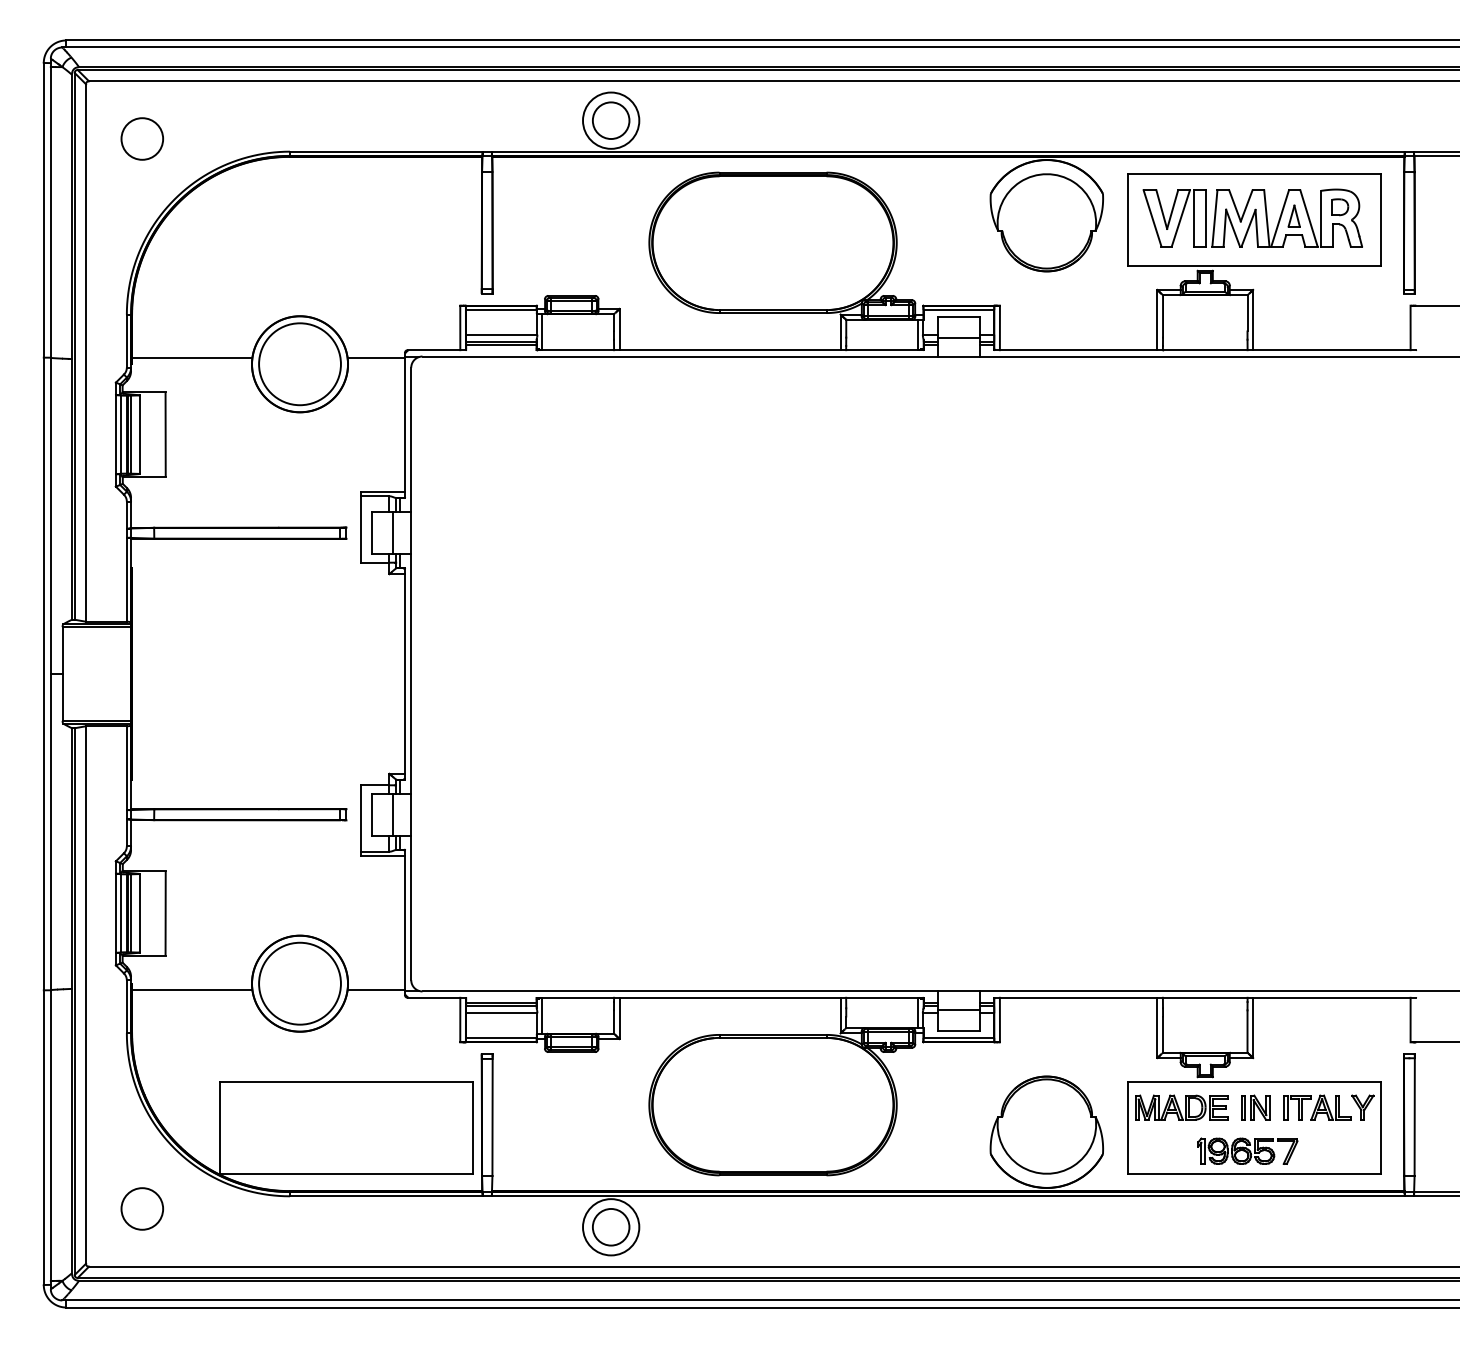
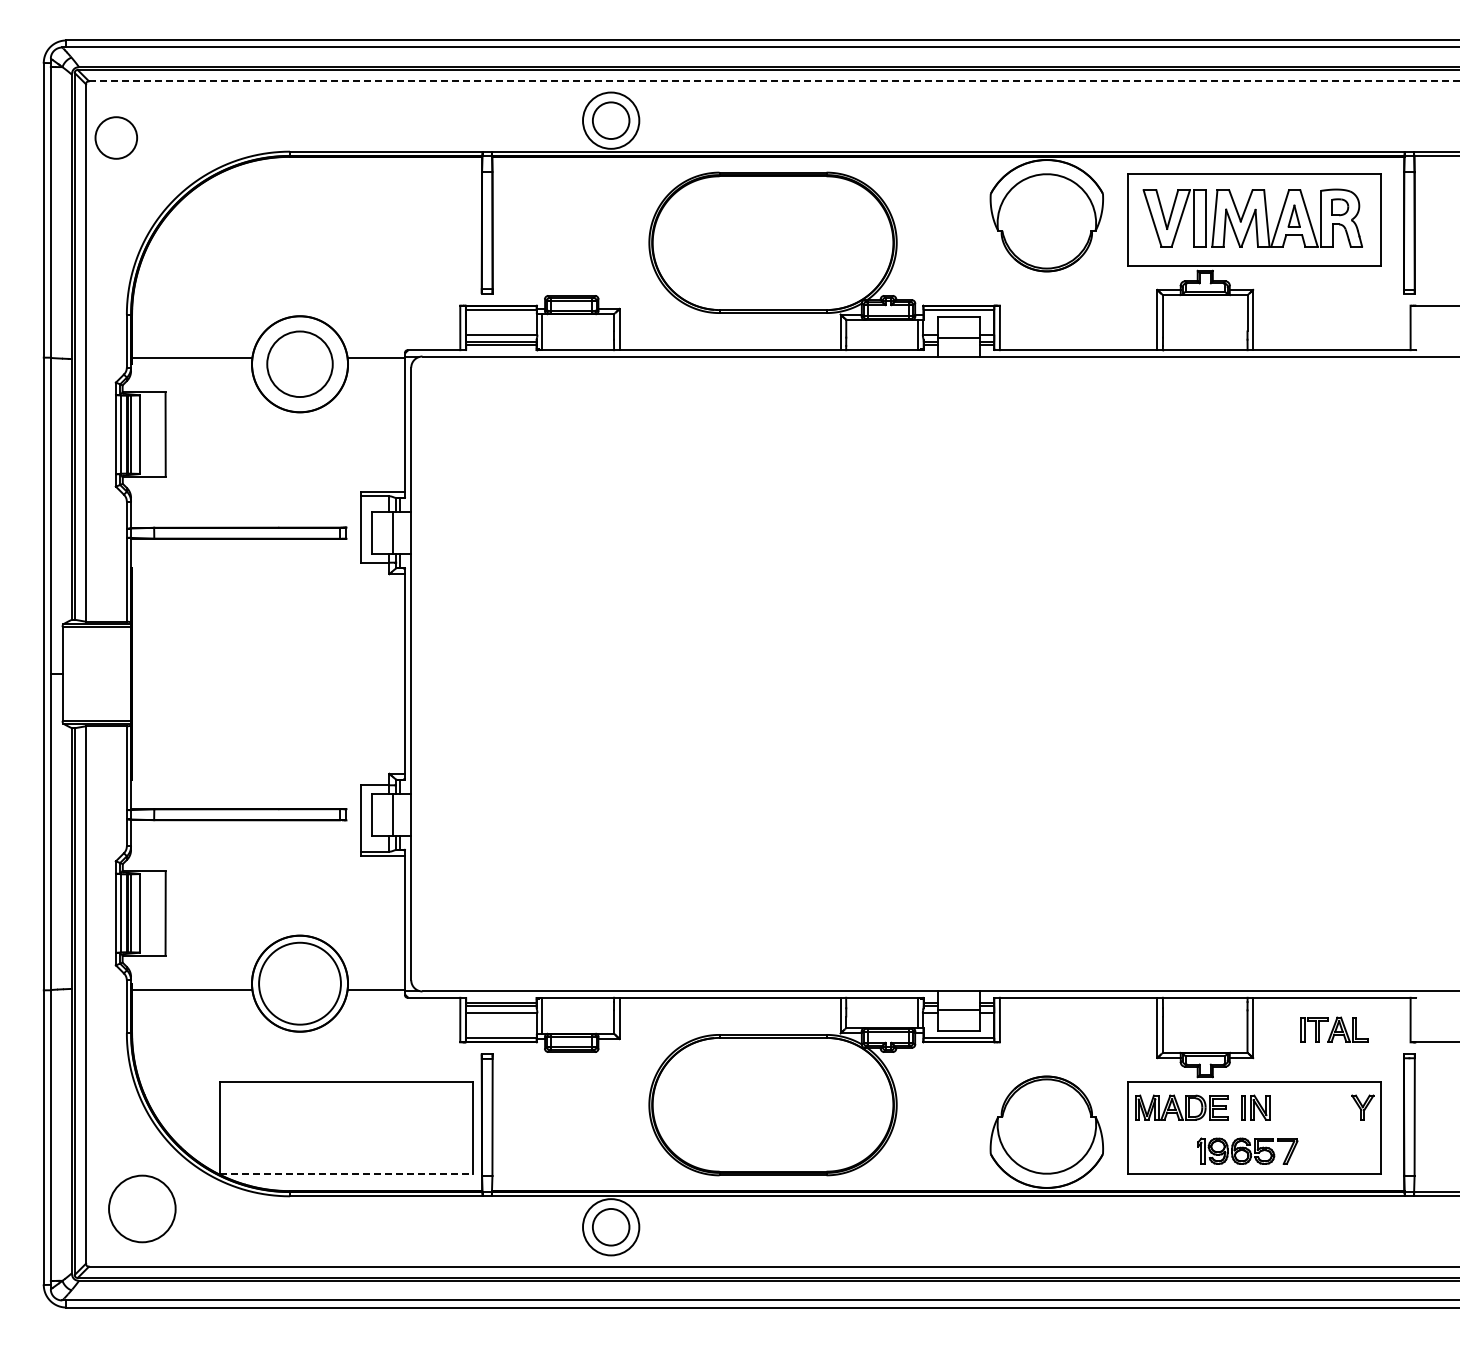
line: solid -> dashed (774, 81)
circle position: (141, 138) -> (115, 137) (115, 137)
circle diameter: 82 px -> 66 px (299, 364)
part position: (1317, 1107) -> (1334, 1029) (1334, 1029)
line: solid -> dashed (346, 1173)
circle diameter: 42 px -> 67 px (142, 1208)
